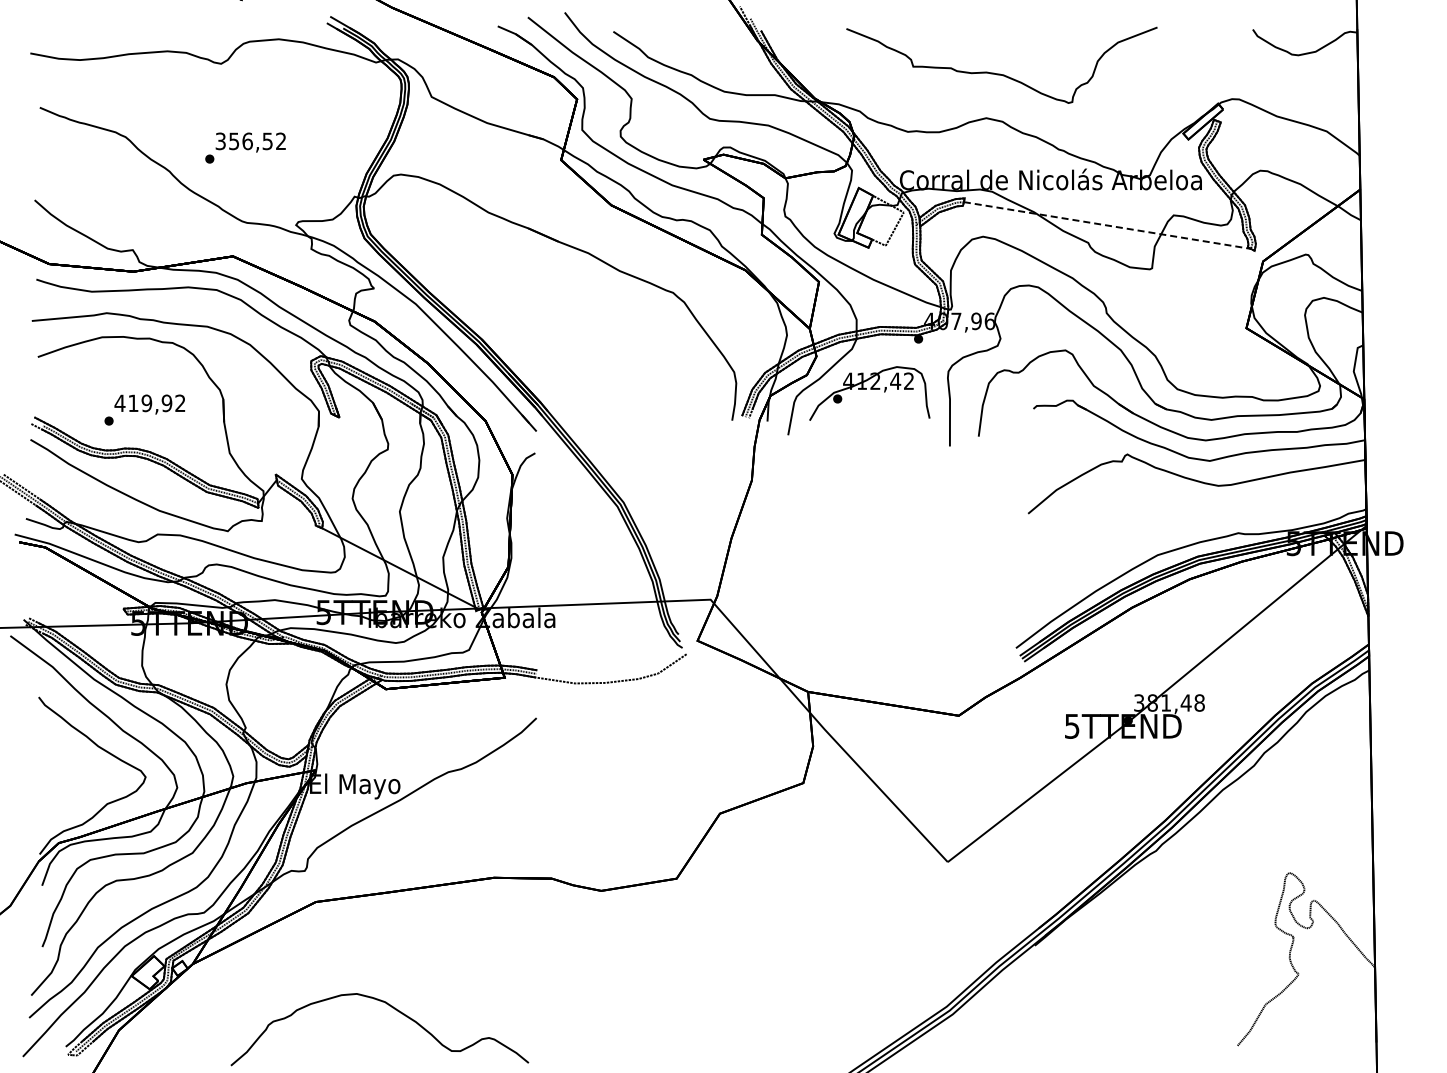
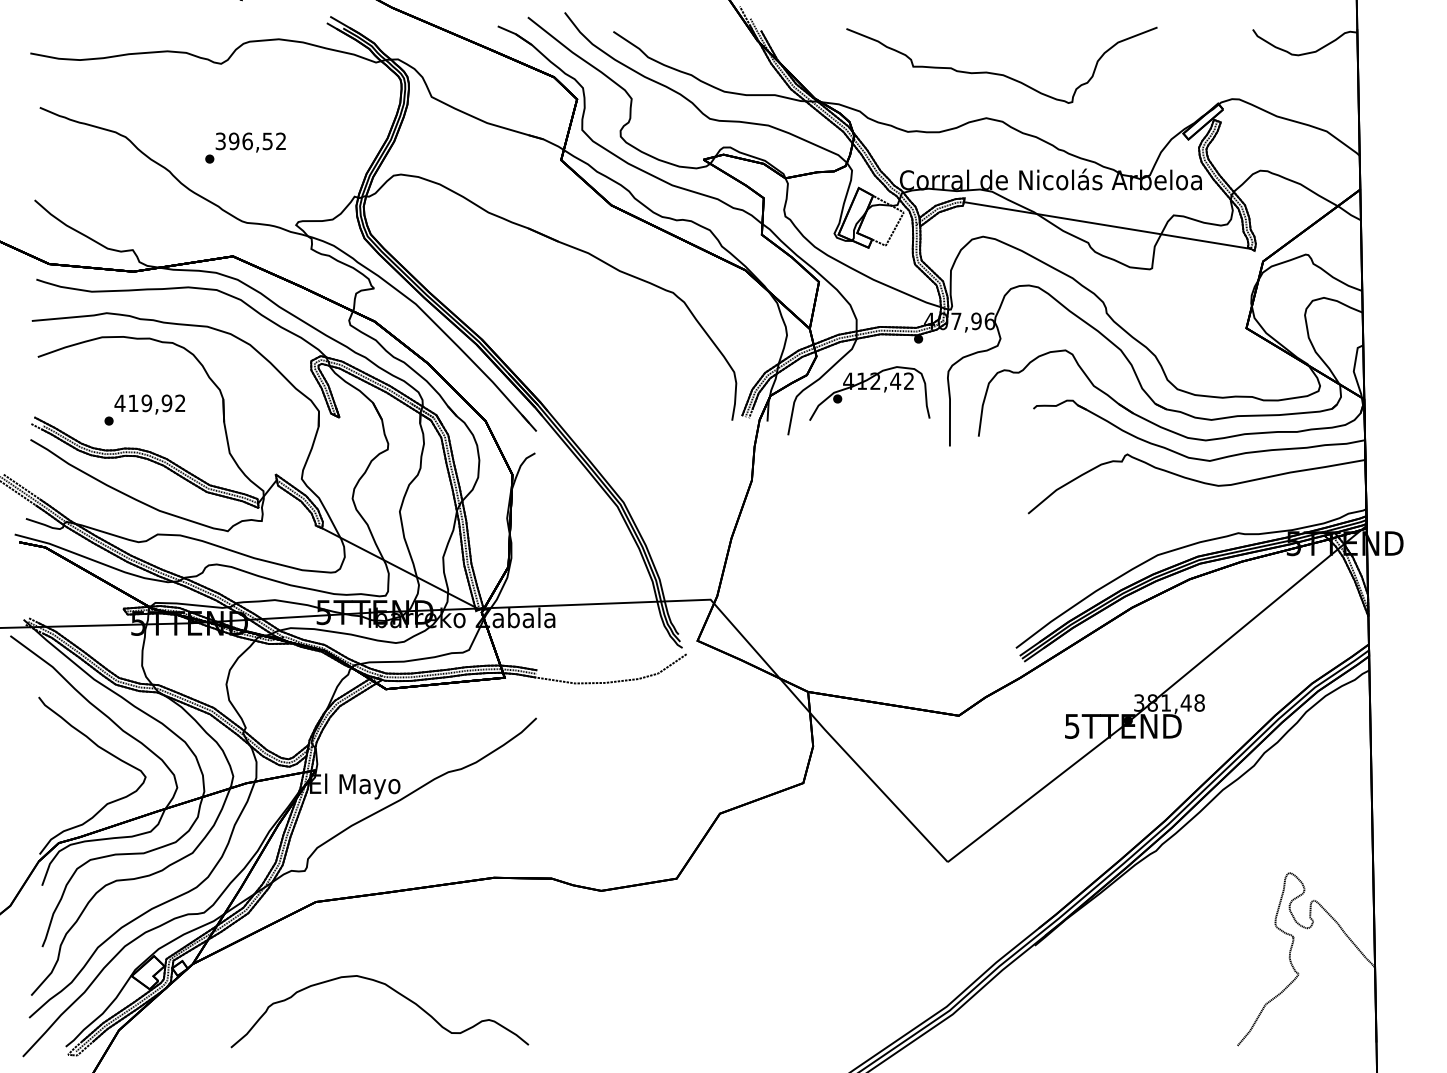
text: 356,52 -> 396,52 (233, 140)
line: dashed -> solid (1107, 225)
part position: (392, 1008) -> (392, 990) (392, 990)
